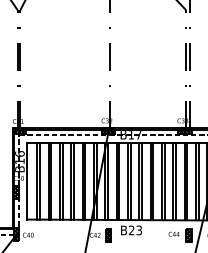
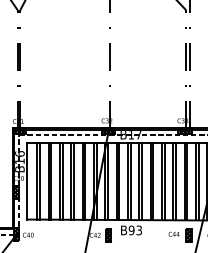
text: B23 -> B93 (131, 230)
